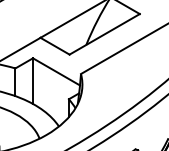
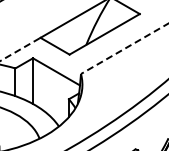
line: solid -> dashed (20, 49)
line: solid -> dashed (124, 49)
